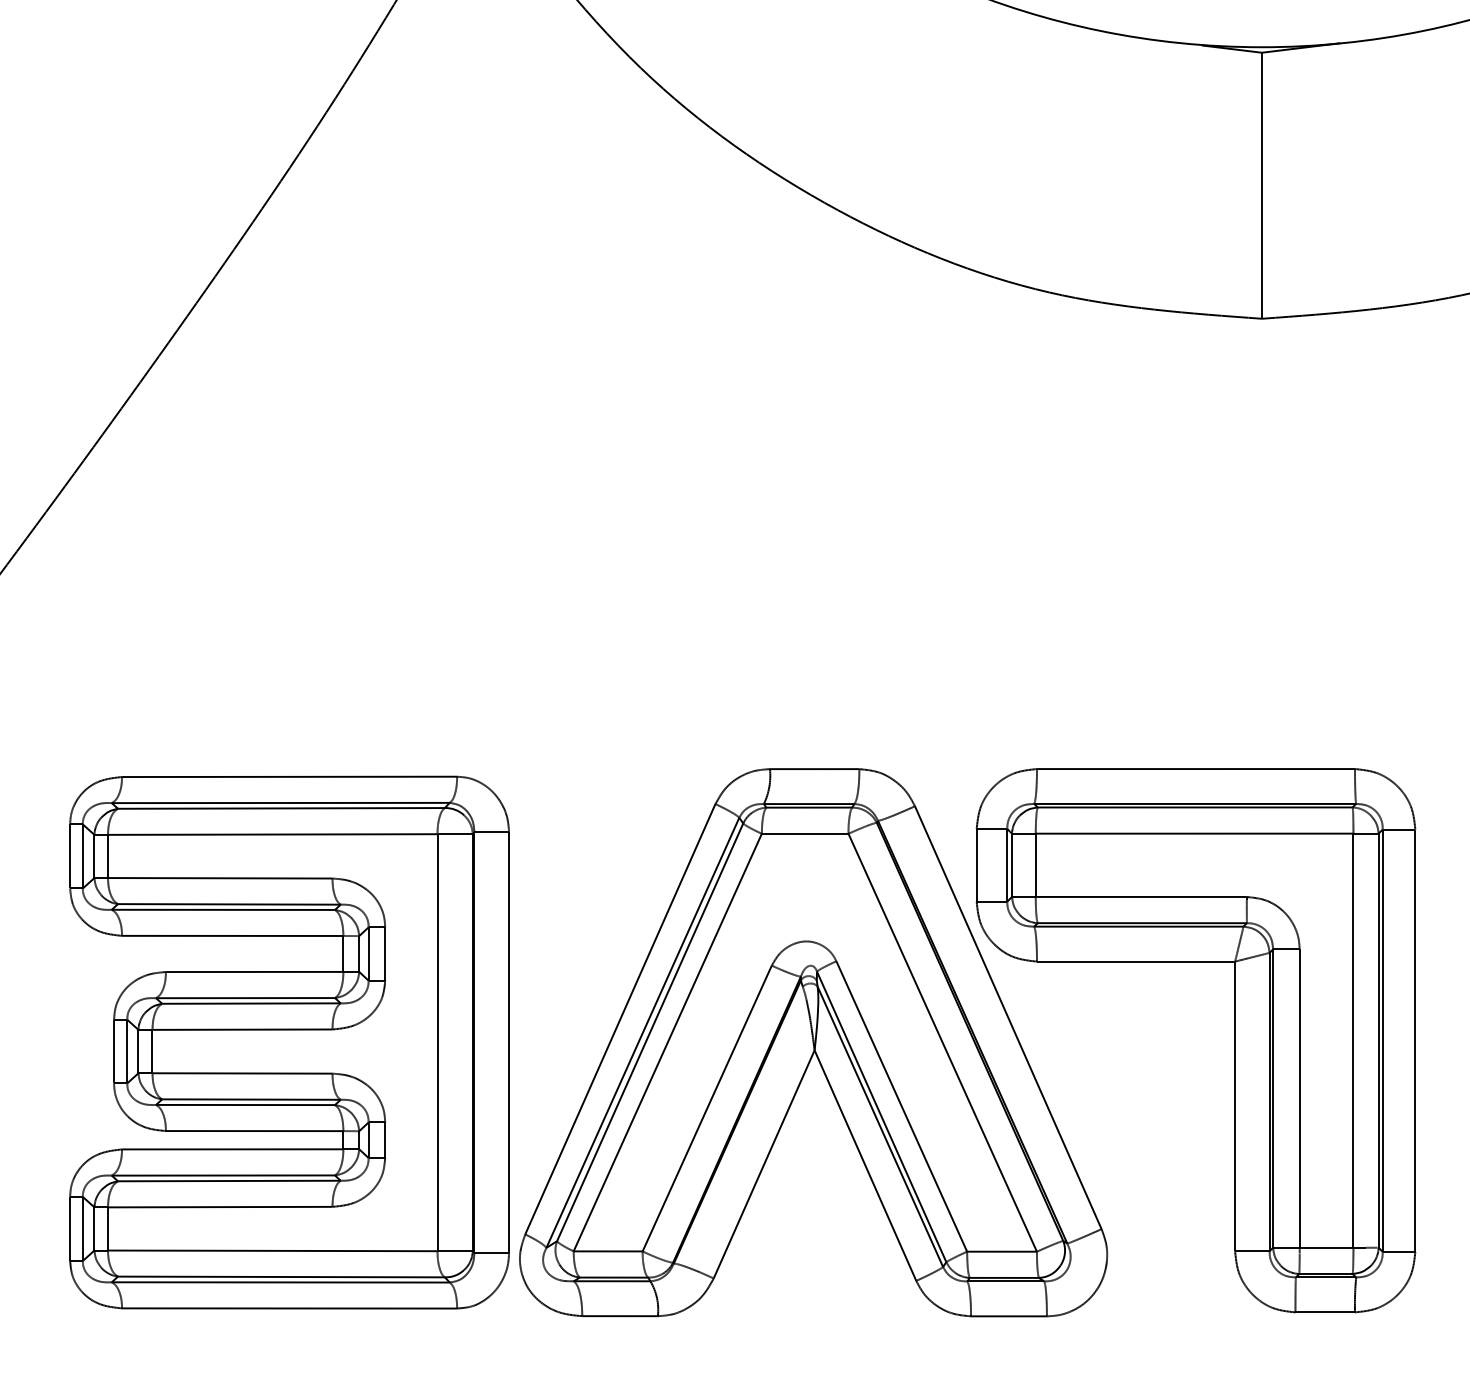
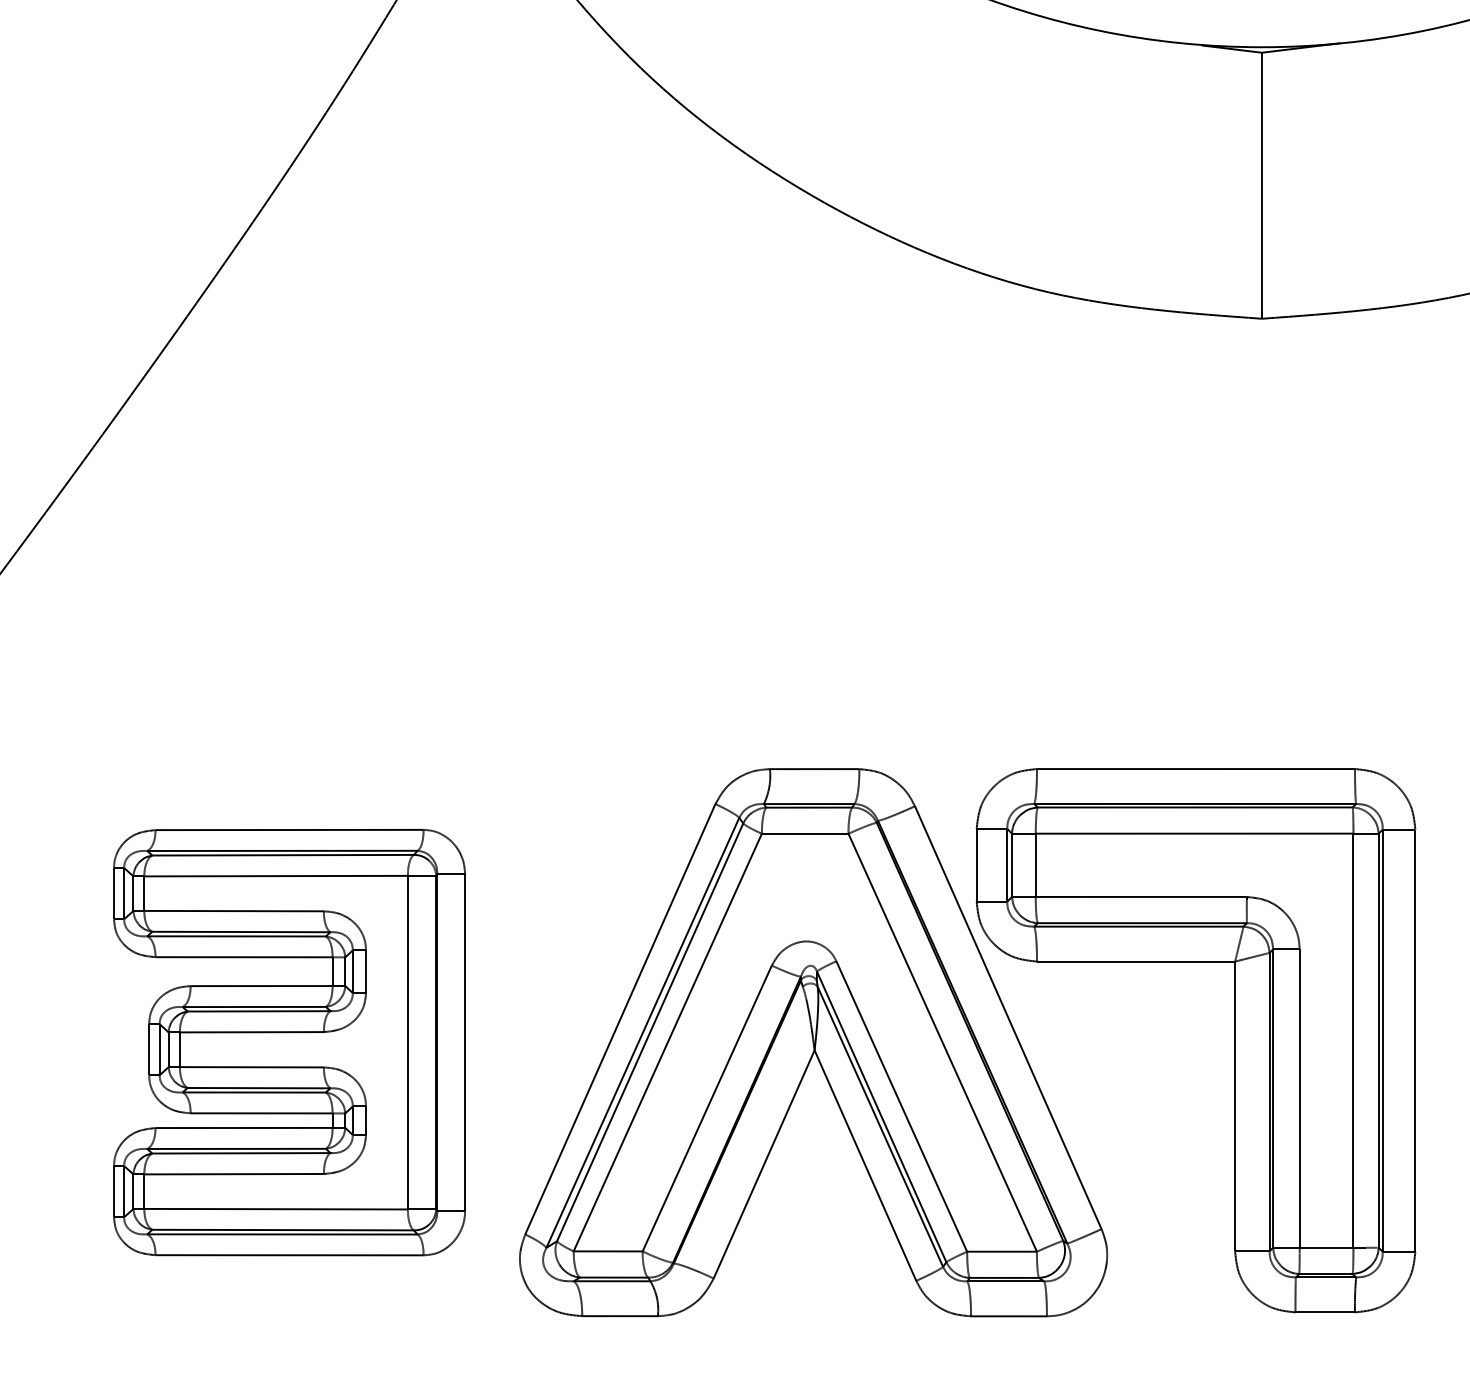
part size: 441x535 px -> 354x428 px (289, 1042)
